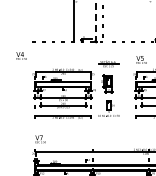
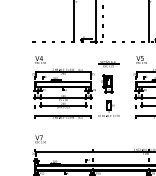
line: dashed -> solid (95, 21)
line: none -> present (148, 21)
text position: (21, 55) -> (40, 59) (40, 59)
